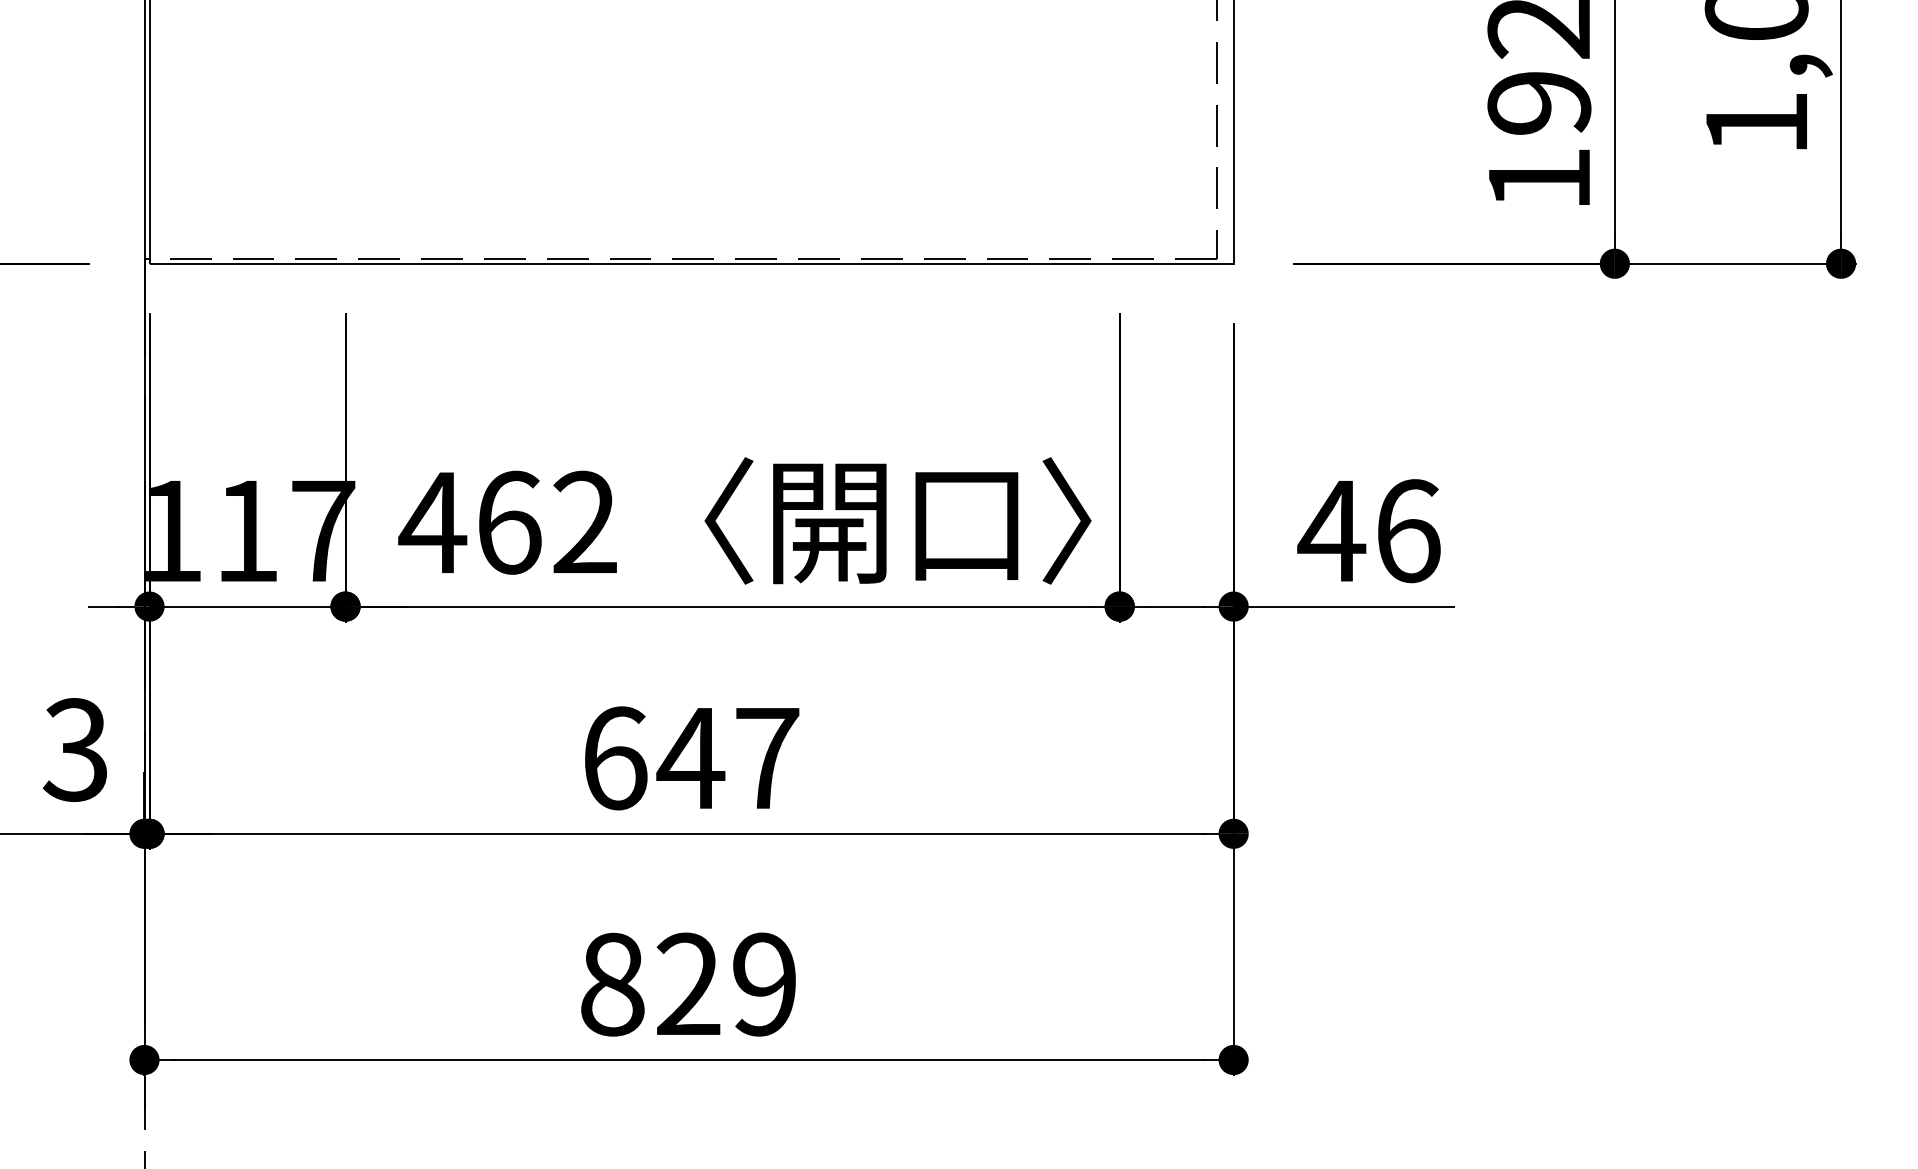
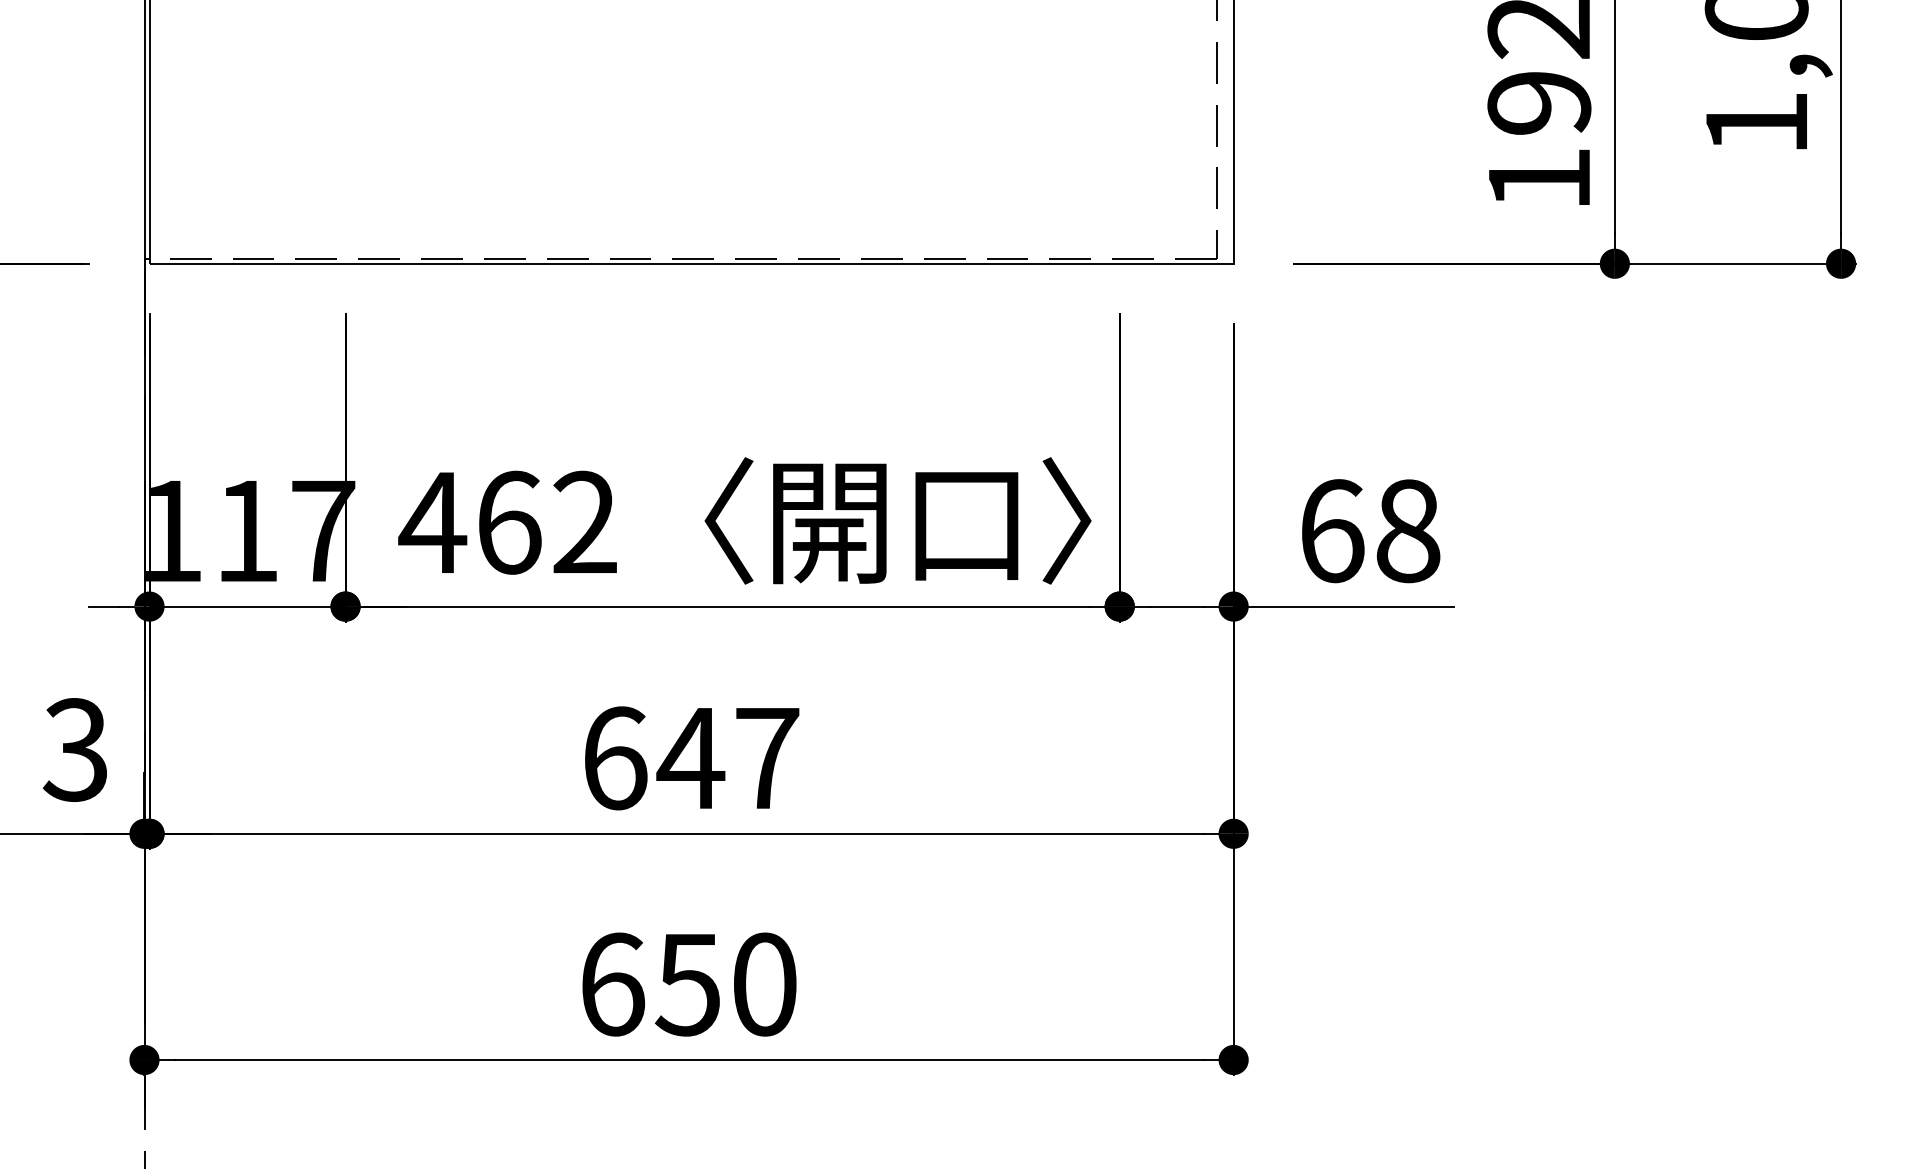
text: 46 -> 68 (1368, 531)
text: 829 -> 650 (688, 984)
